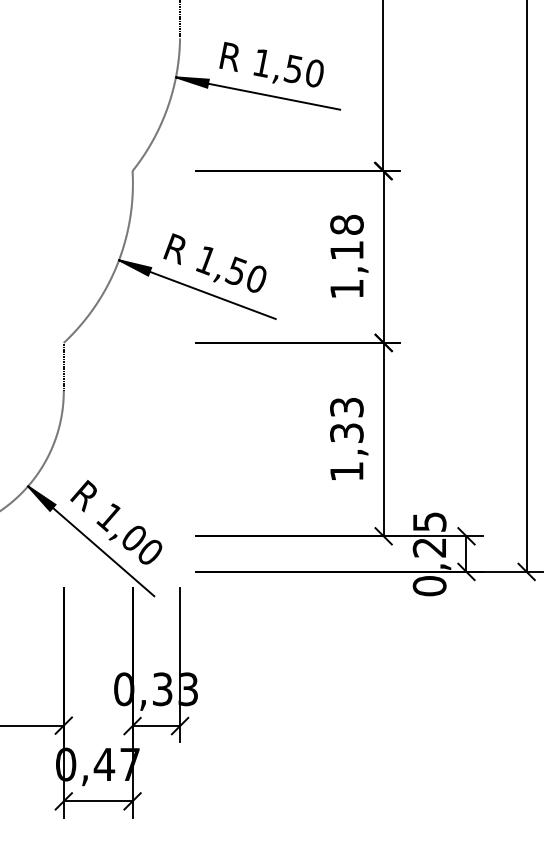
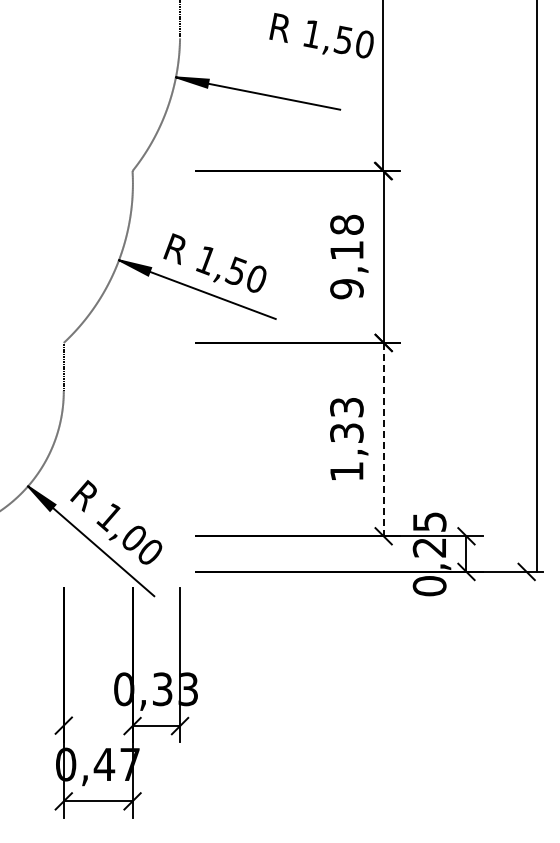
text position: (271, 64) -> (321, 35) (321, 35)
line position: (526, 286) -> (536, 286) (536, 286)
text: 1,18 -> 9,18 (346, 289)
line: solid -> dashed (383, 439)
line: present -> none (32, 725)
